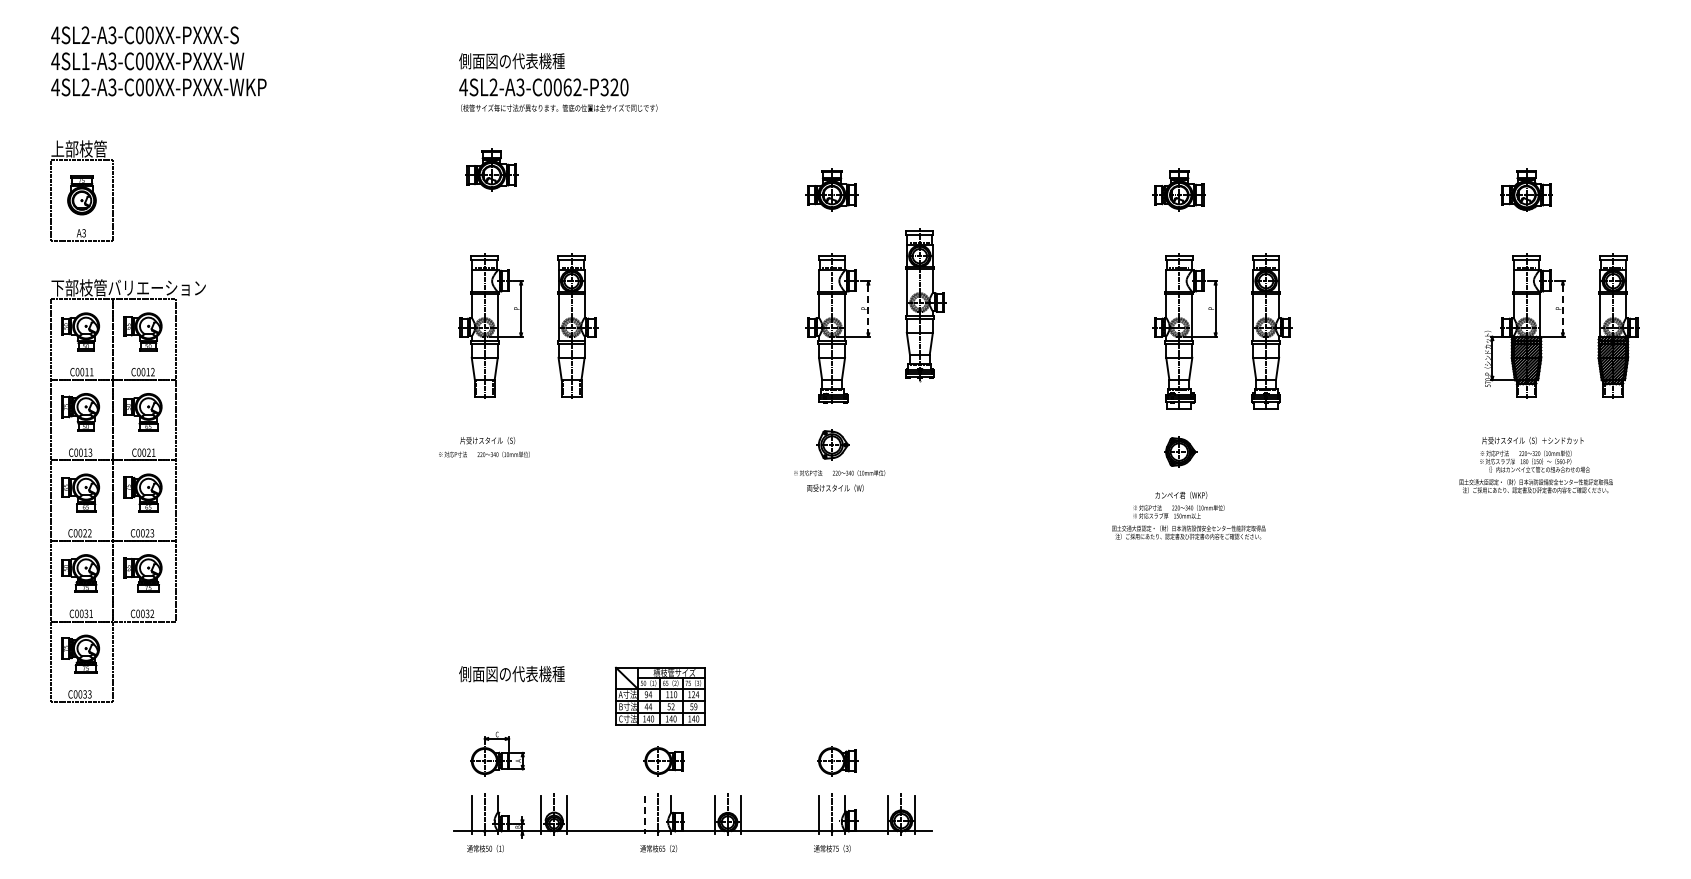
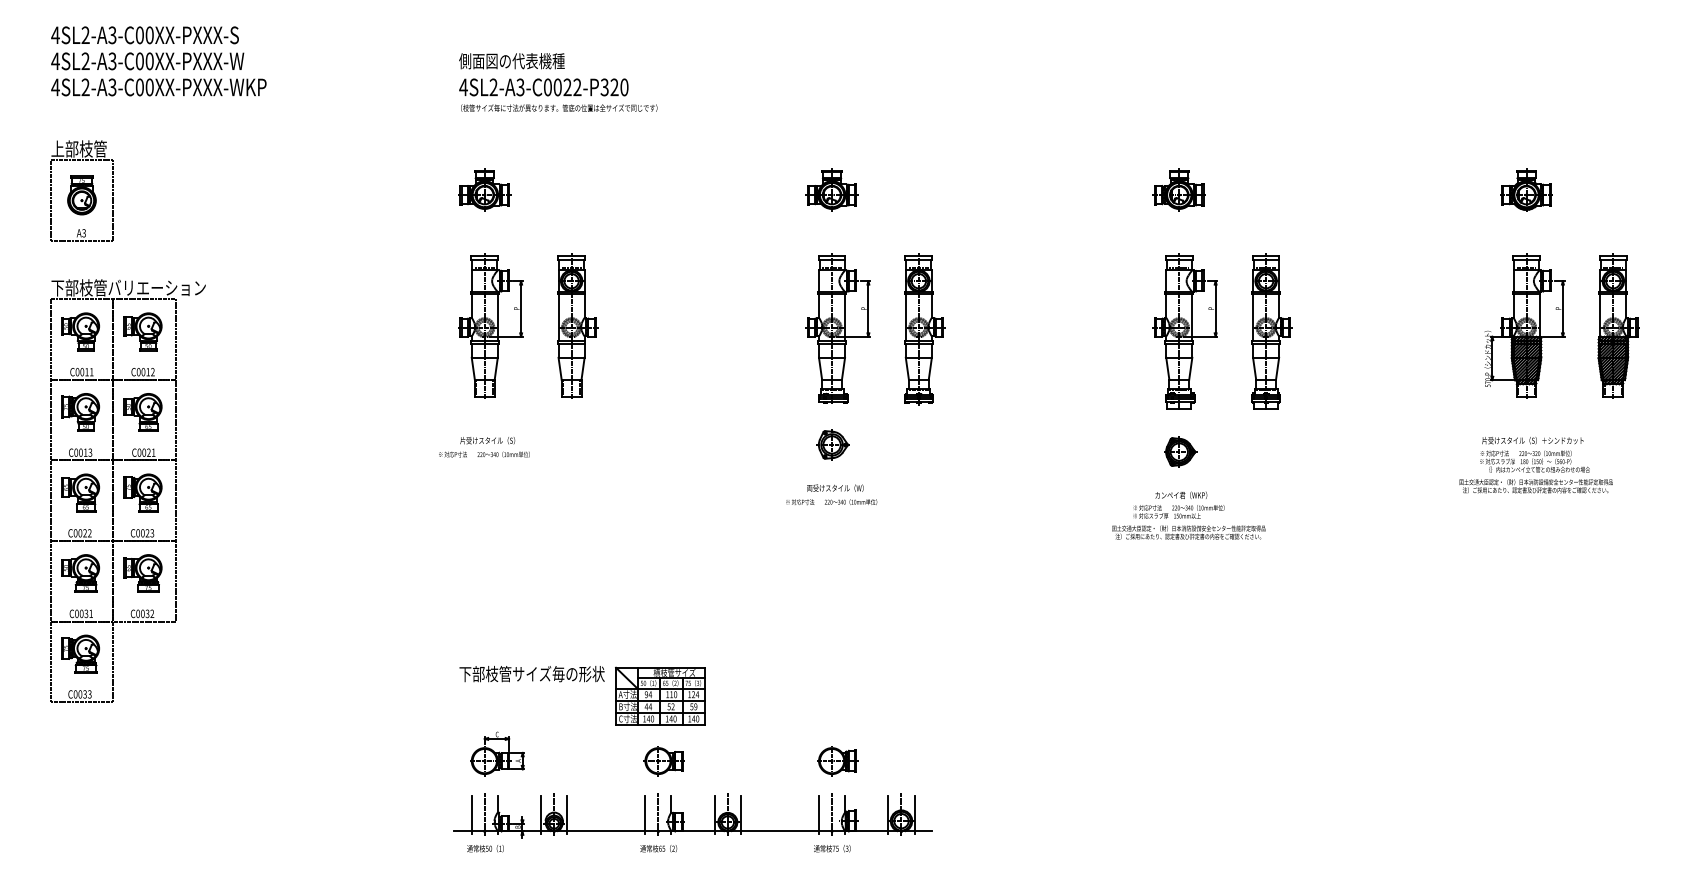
text: 4SL1-A3-C00XX-PXXX-W -> 4SL2-A3-C00XX-PXXX-W (85, 60)
text: 4SL2-A3-C0062-P320 -> 4SL2-A3-C0022-P320 (567, 87)
part position: (491, 169) -> (484, 189) (484, 189)
part position: (925, 304) -> (924, 329) (924, 329)
line: dashed -> solid (868, 309)
line: dashed -> solid (1562, 309)
text position: (839, 473) -> (831, 502) (831, 502)
text: 側面図の代表機種 -> 下部枝管サイズ毎の形状 (531, 673)
line: dashed -> solid (645, 815)
